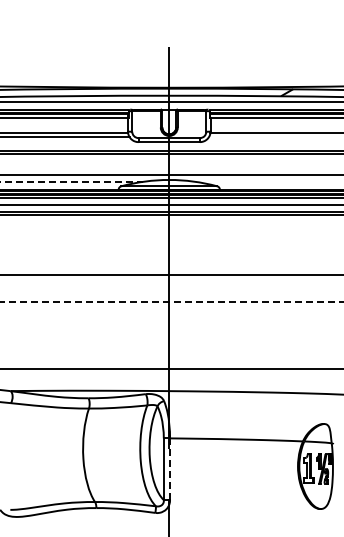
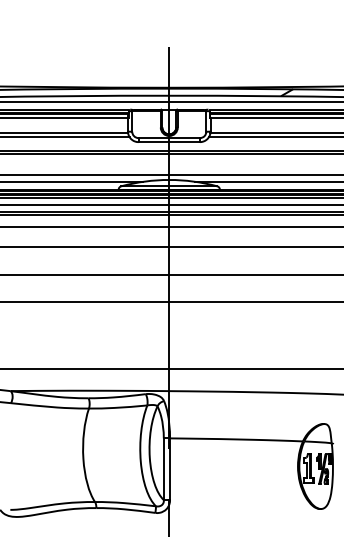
line: none -> present (274, 137)
line: dashed -> solid (72, 181)
line: none -> present (267, 181)
line: none -> present (171, 227)
line: none -> present (171, 247)
line: dashed -> solid (171, 302)
line: dashed -> solid (170, 469)
